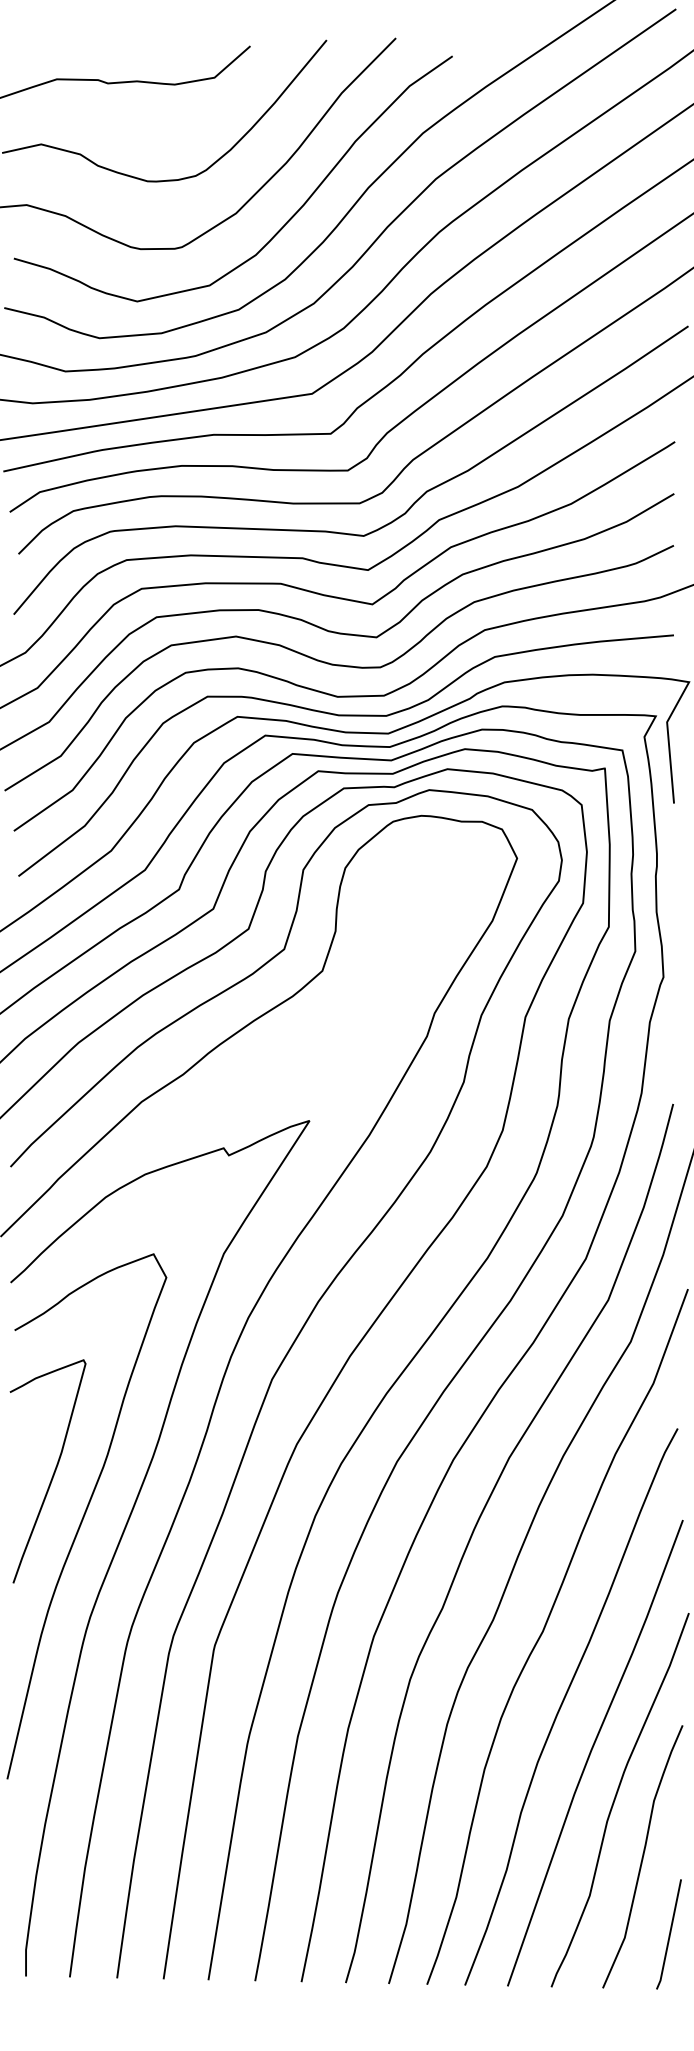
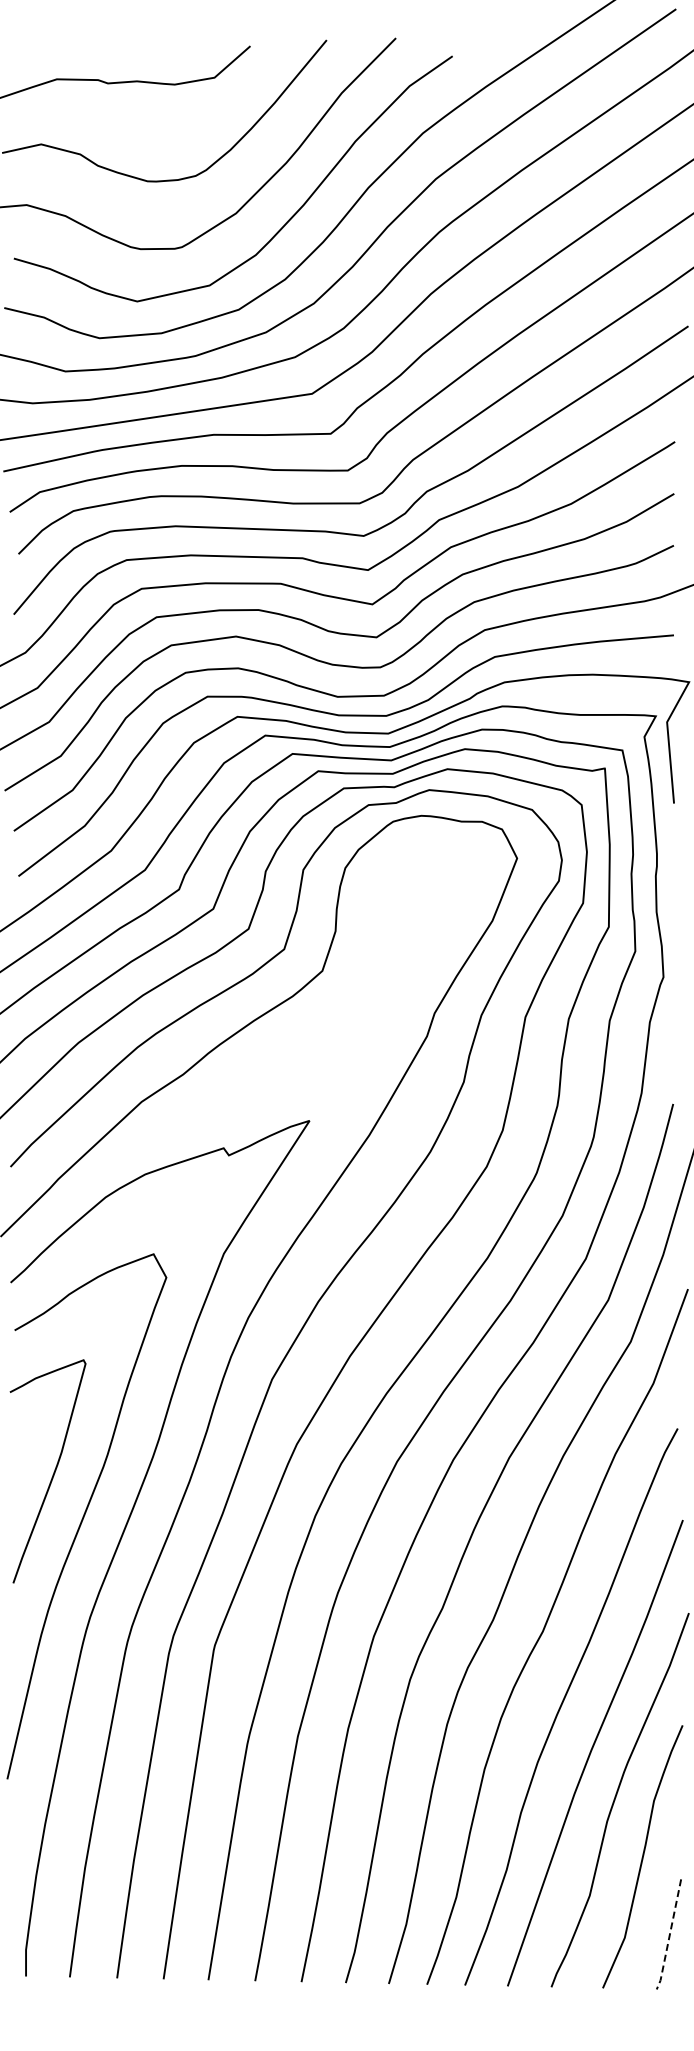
line: solid -> dashed (669, 1935)
